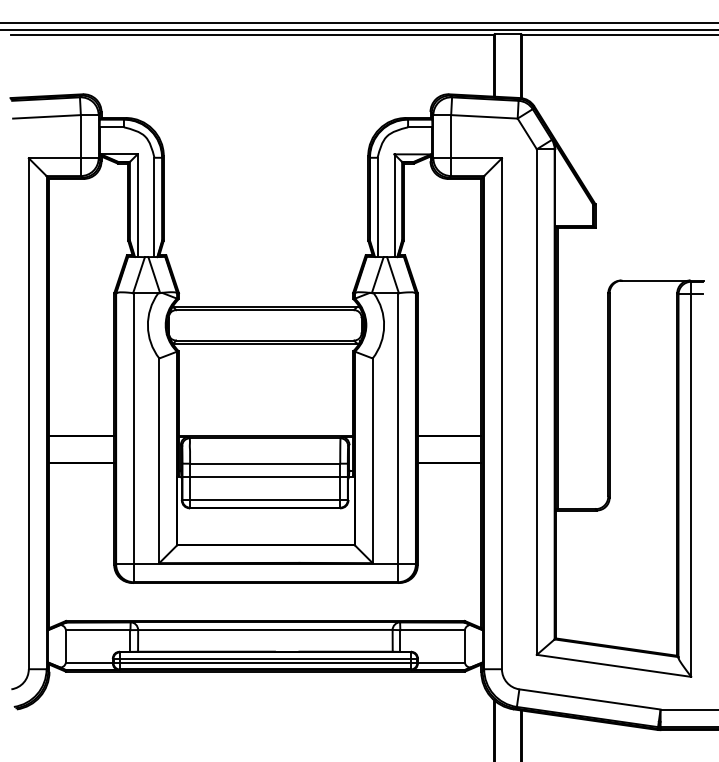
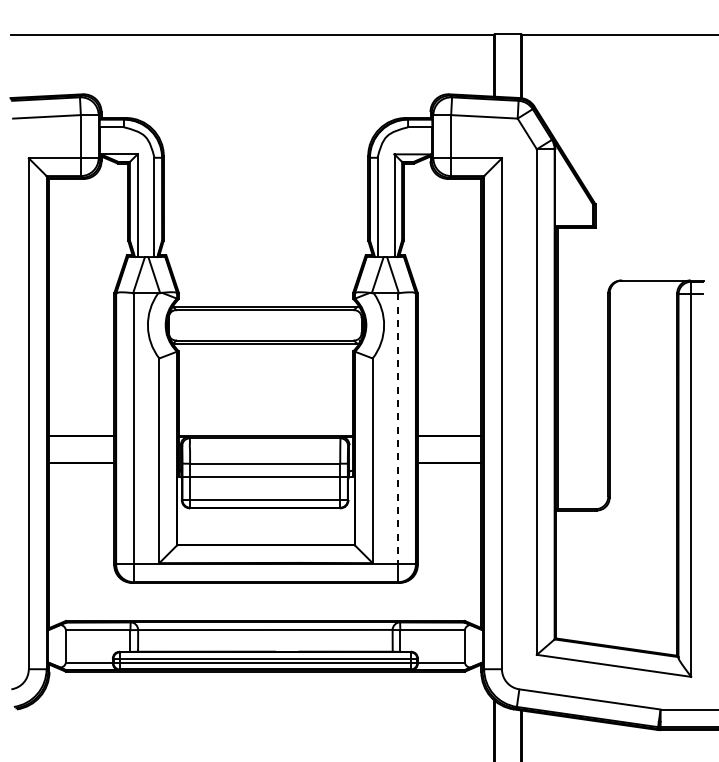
line: present -> none (358, 22)
line: present -> none (358, 30)
line: solid -> dashed (398, 428)
